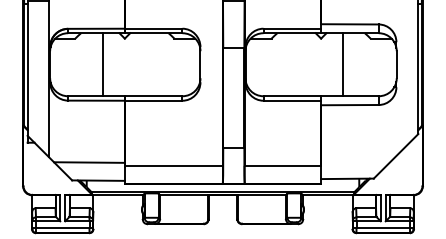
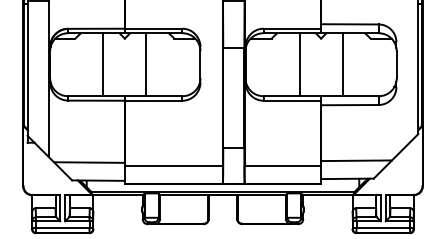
line: none -> present (146, 64)
line: none -> present (299, 64)
line: none -> present (356, 160)
